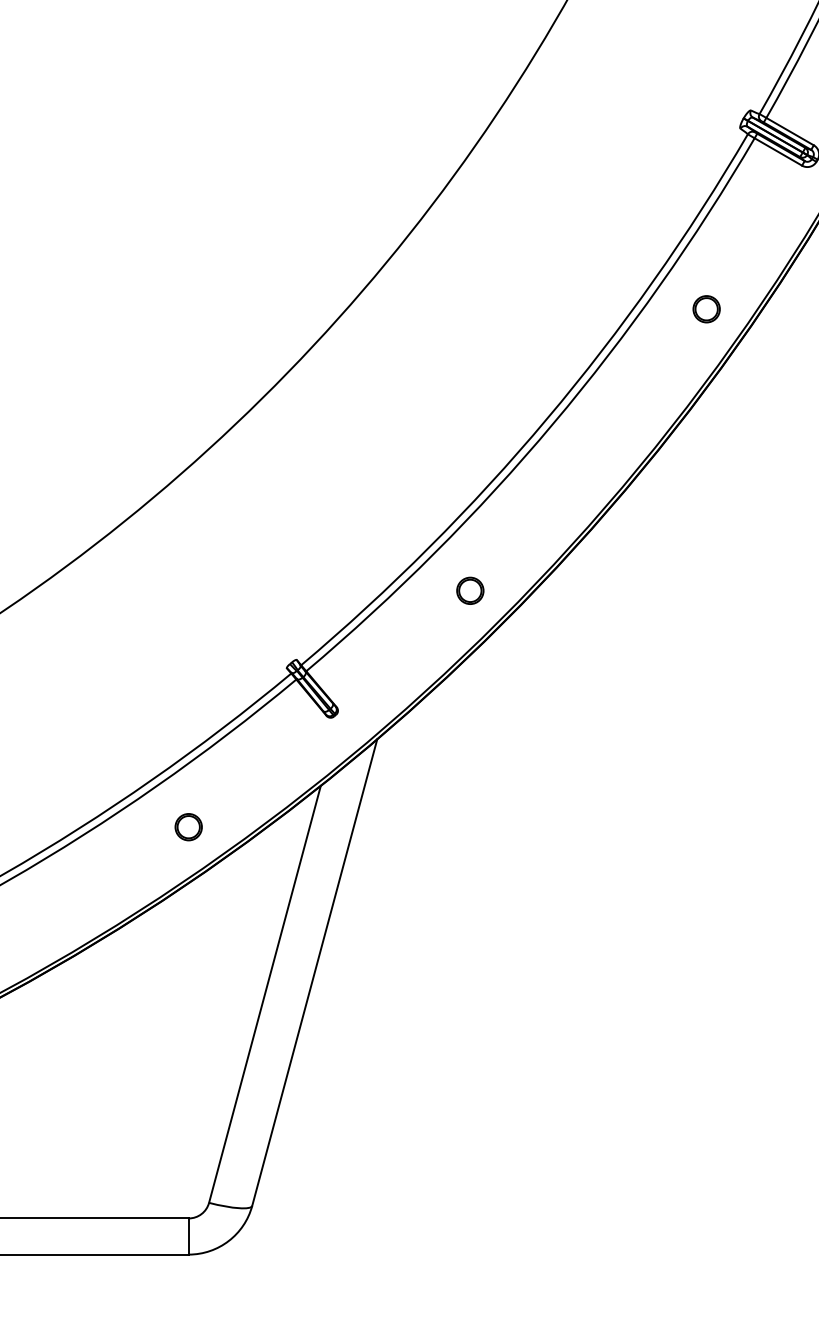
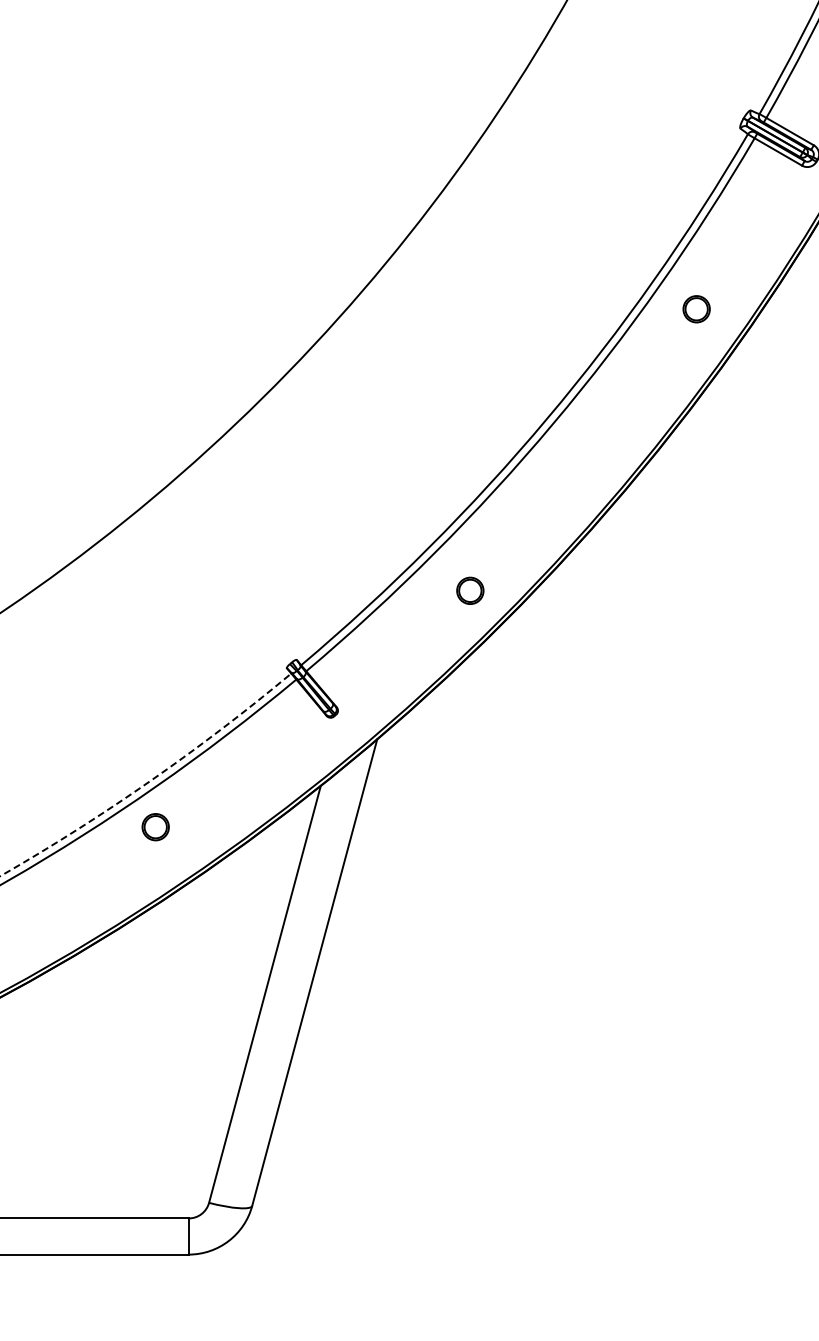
part position: (706, 309) -> (696, 309) (696, 309)
arc: solid -> dashed (150, 781)
part position: (188, 827) -> (155, 827) (155, 827)
